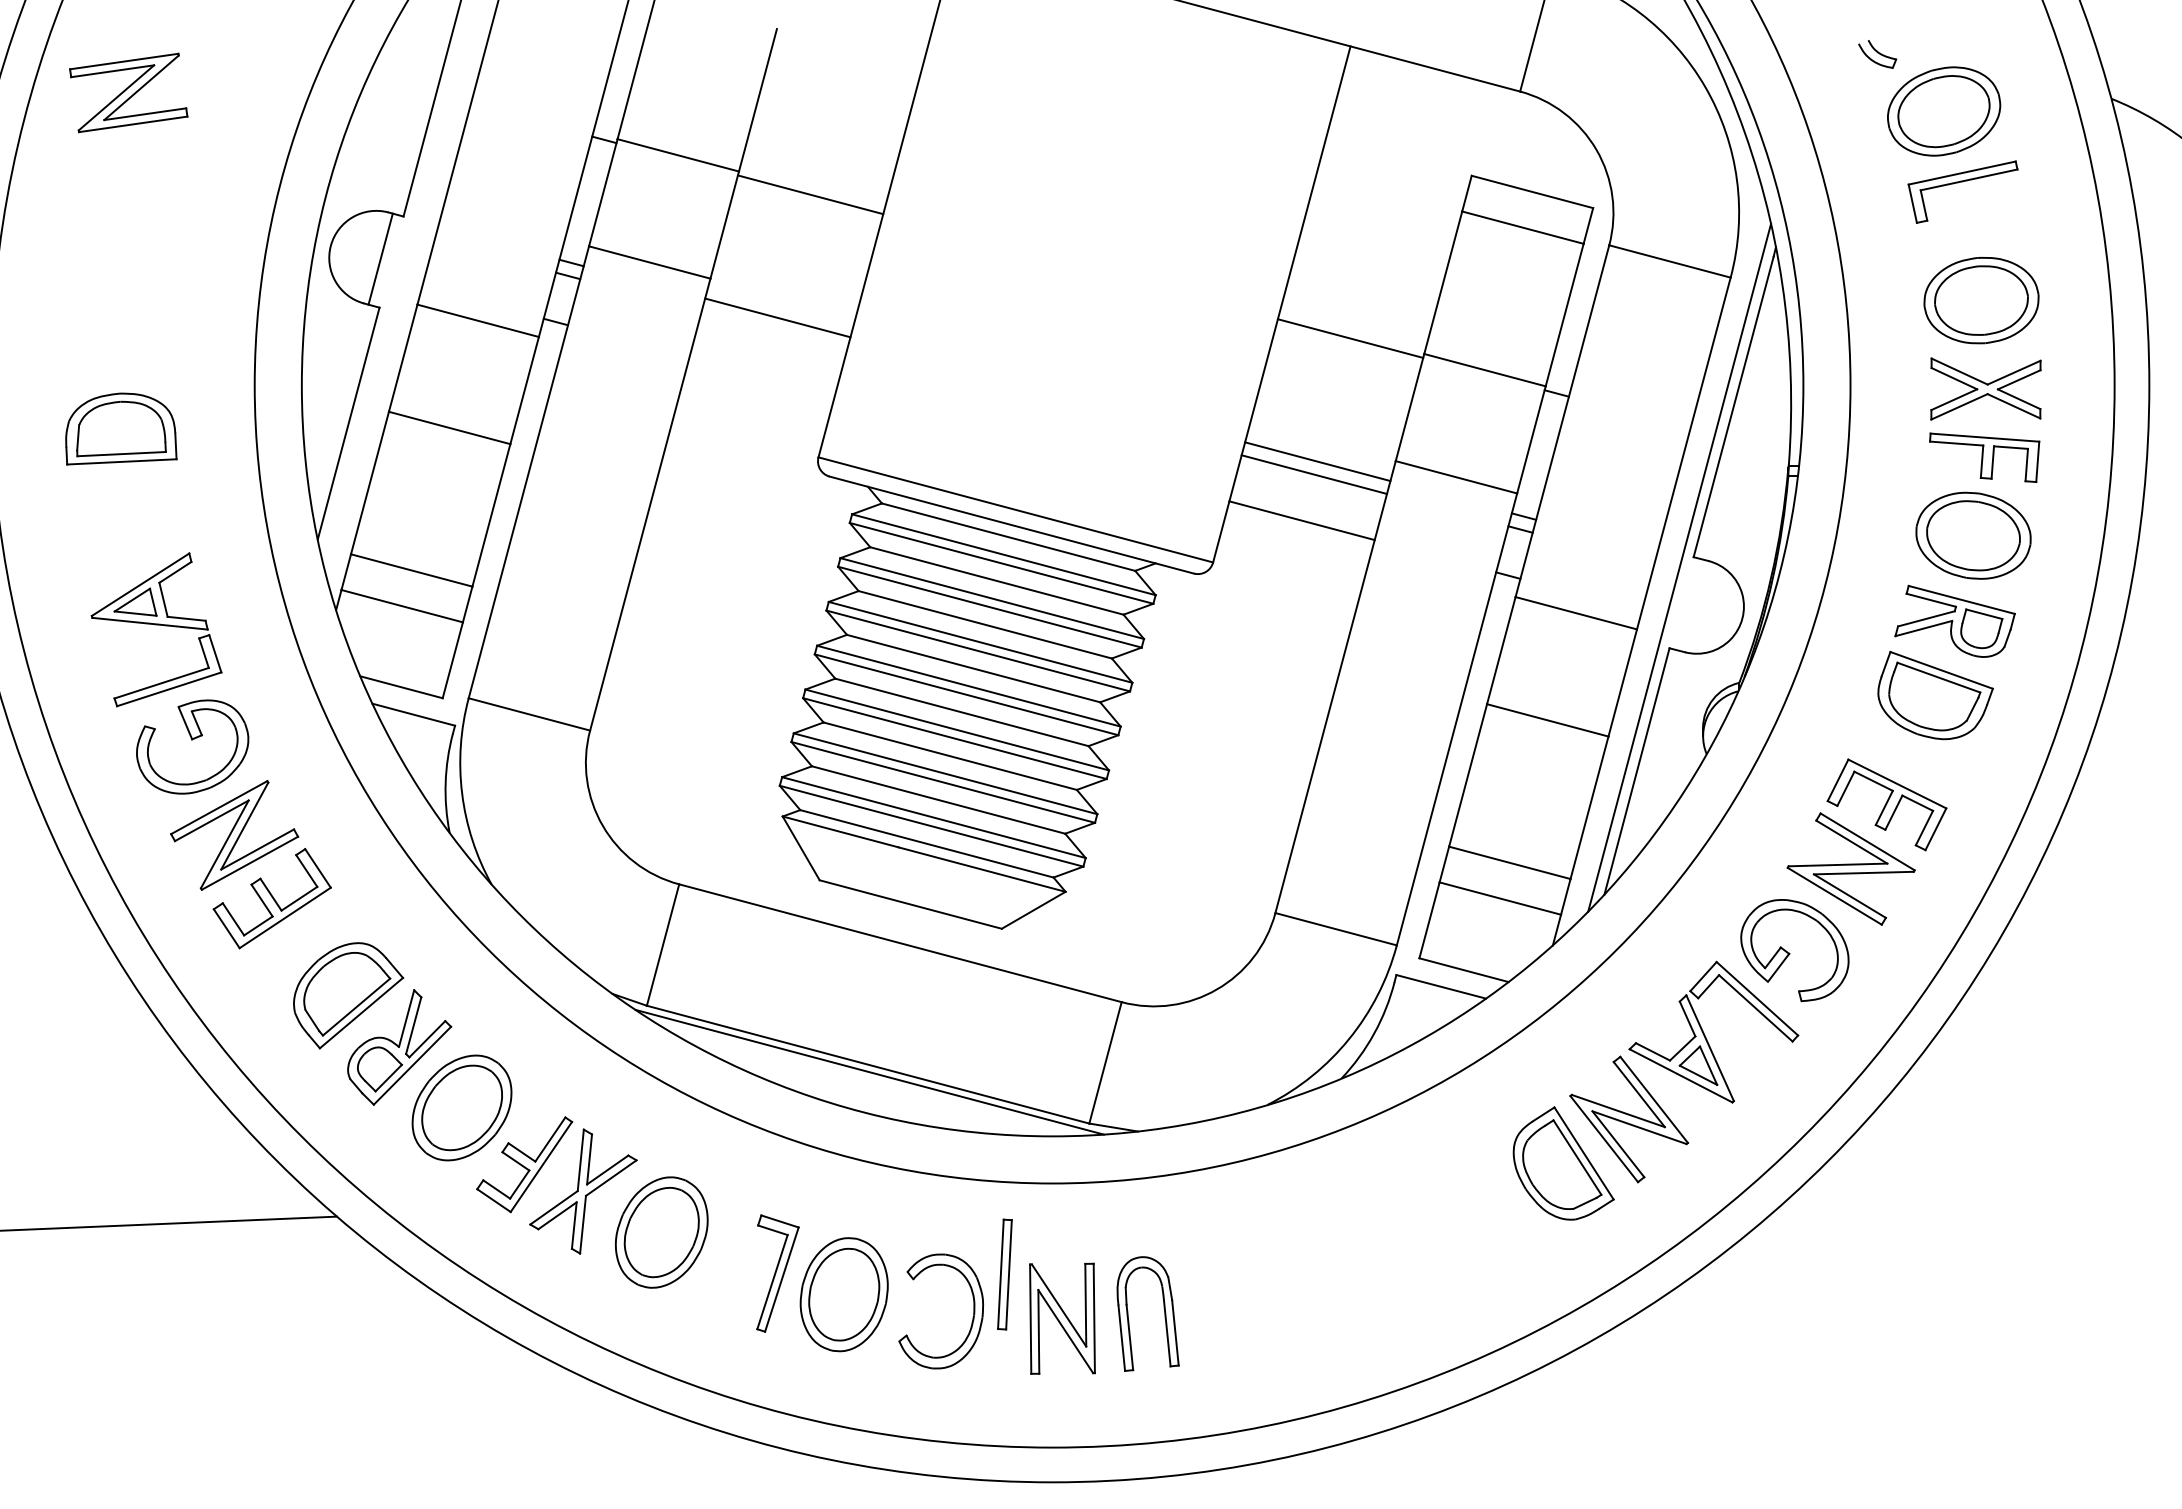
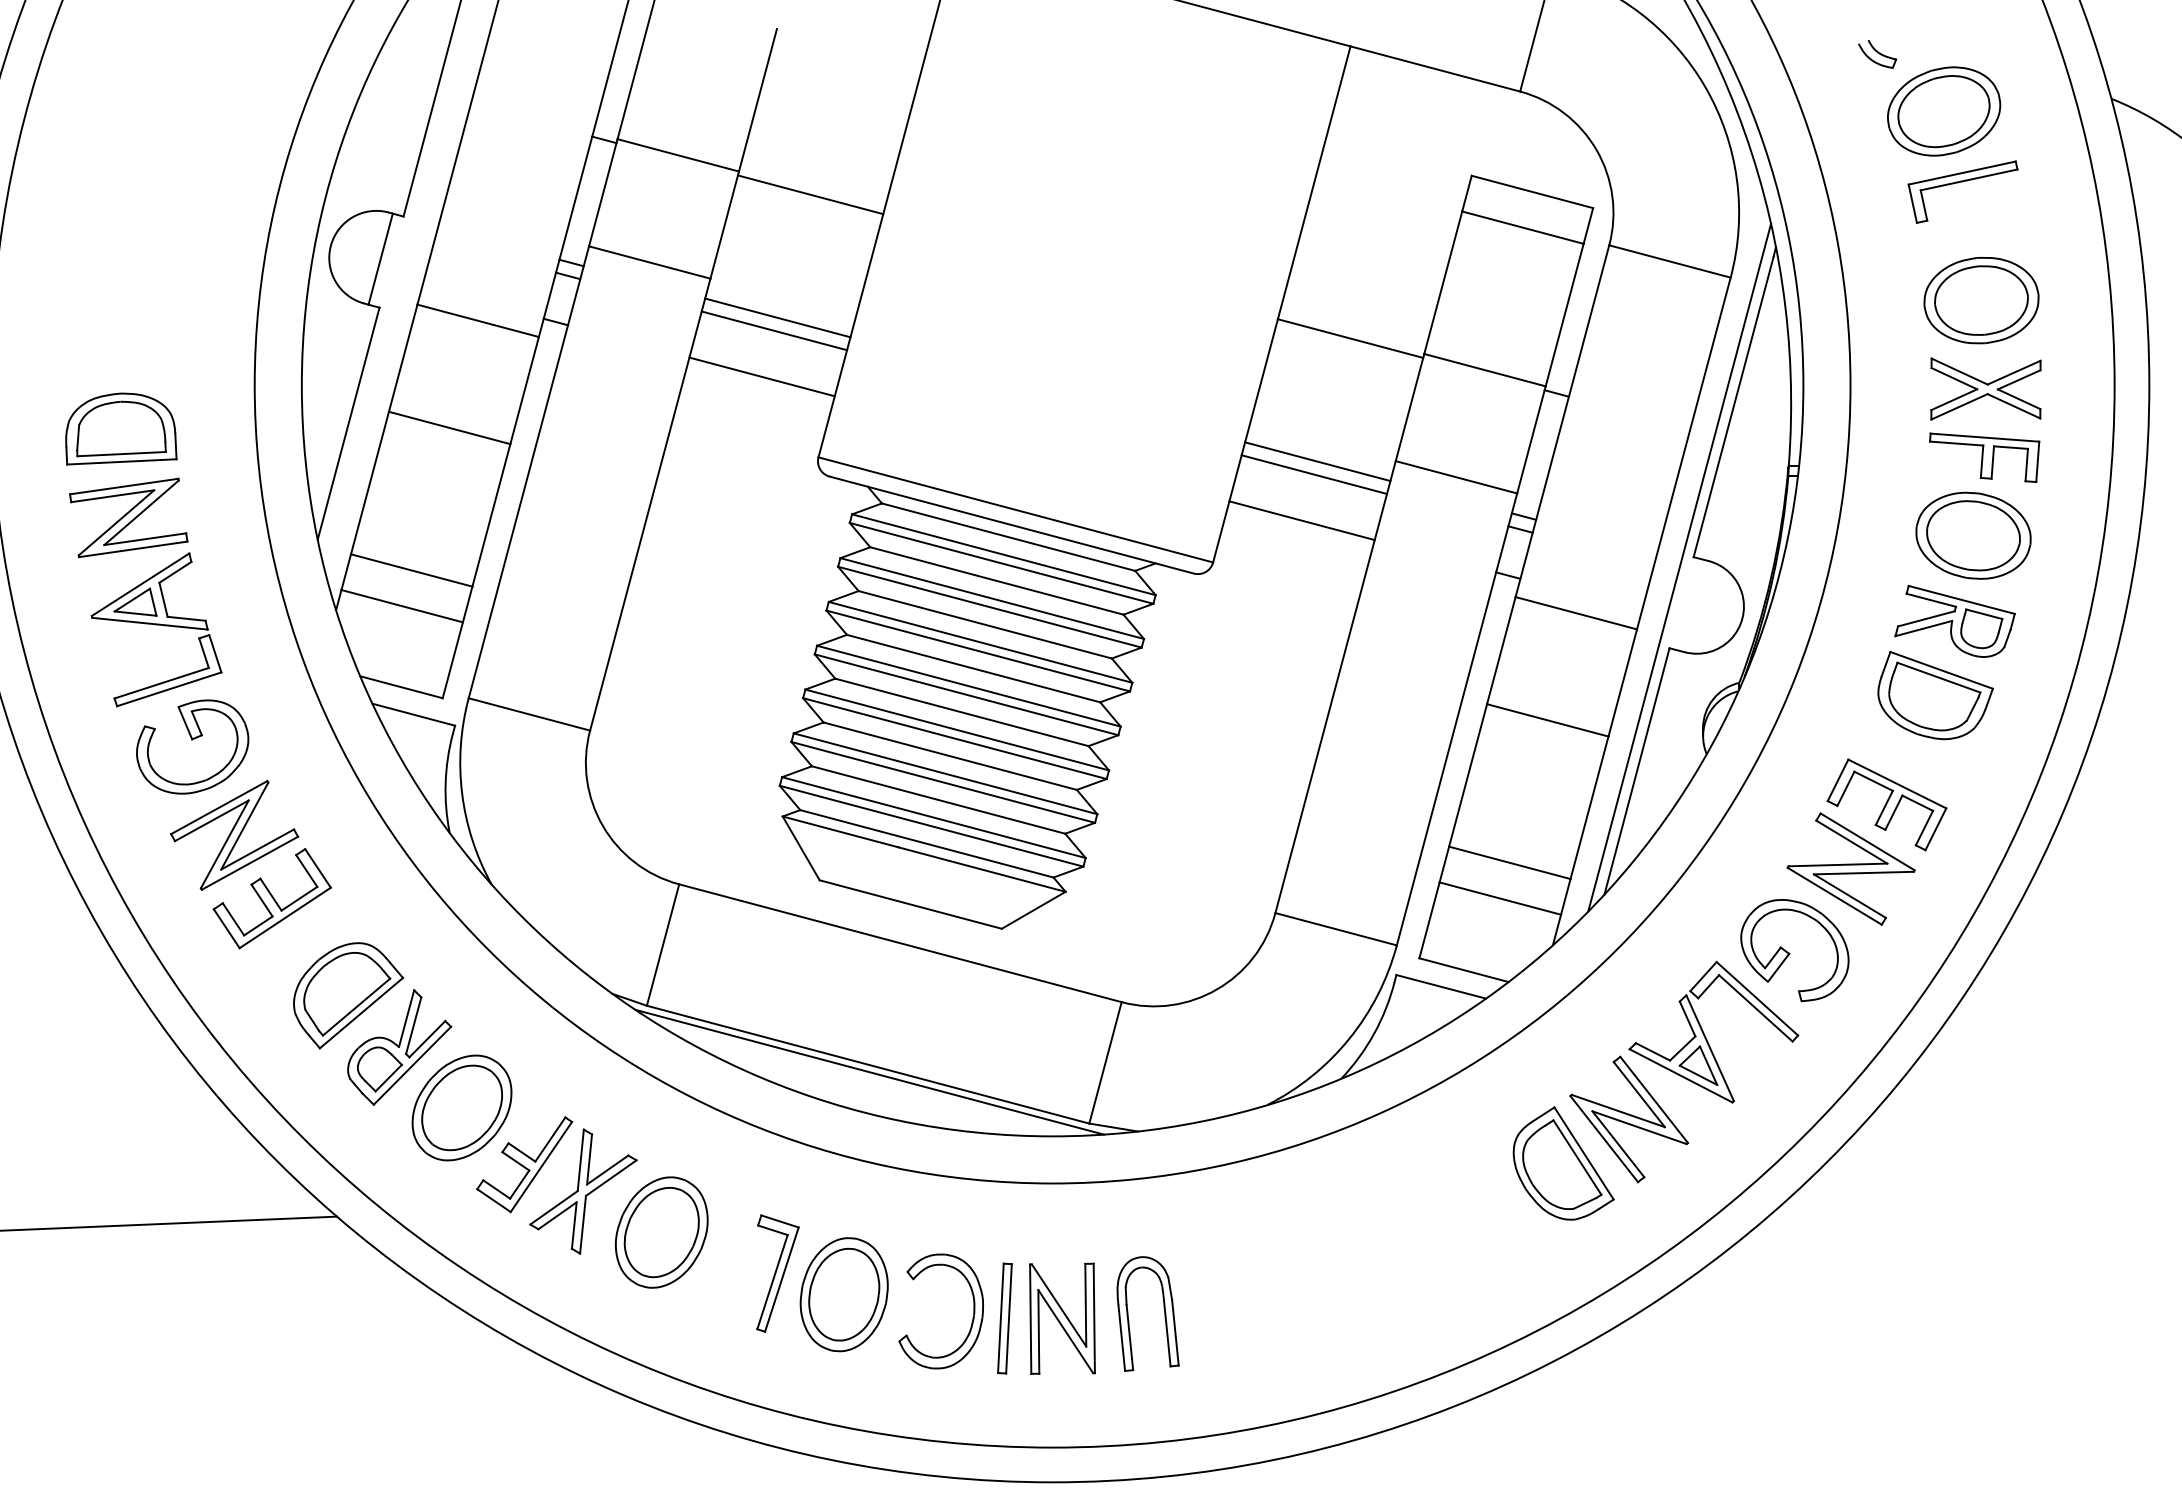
part position: (128, 92) -> (128, 517) (128, 517)
line: none -> present (774, 330)
line: none -> present (761, 376)
part position: (1004, 1274) -> (1004, 1318) (1004, 1318)
